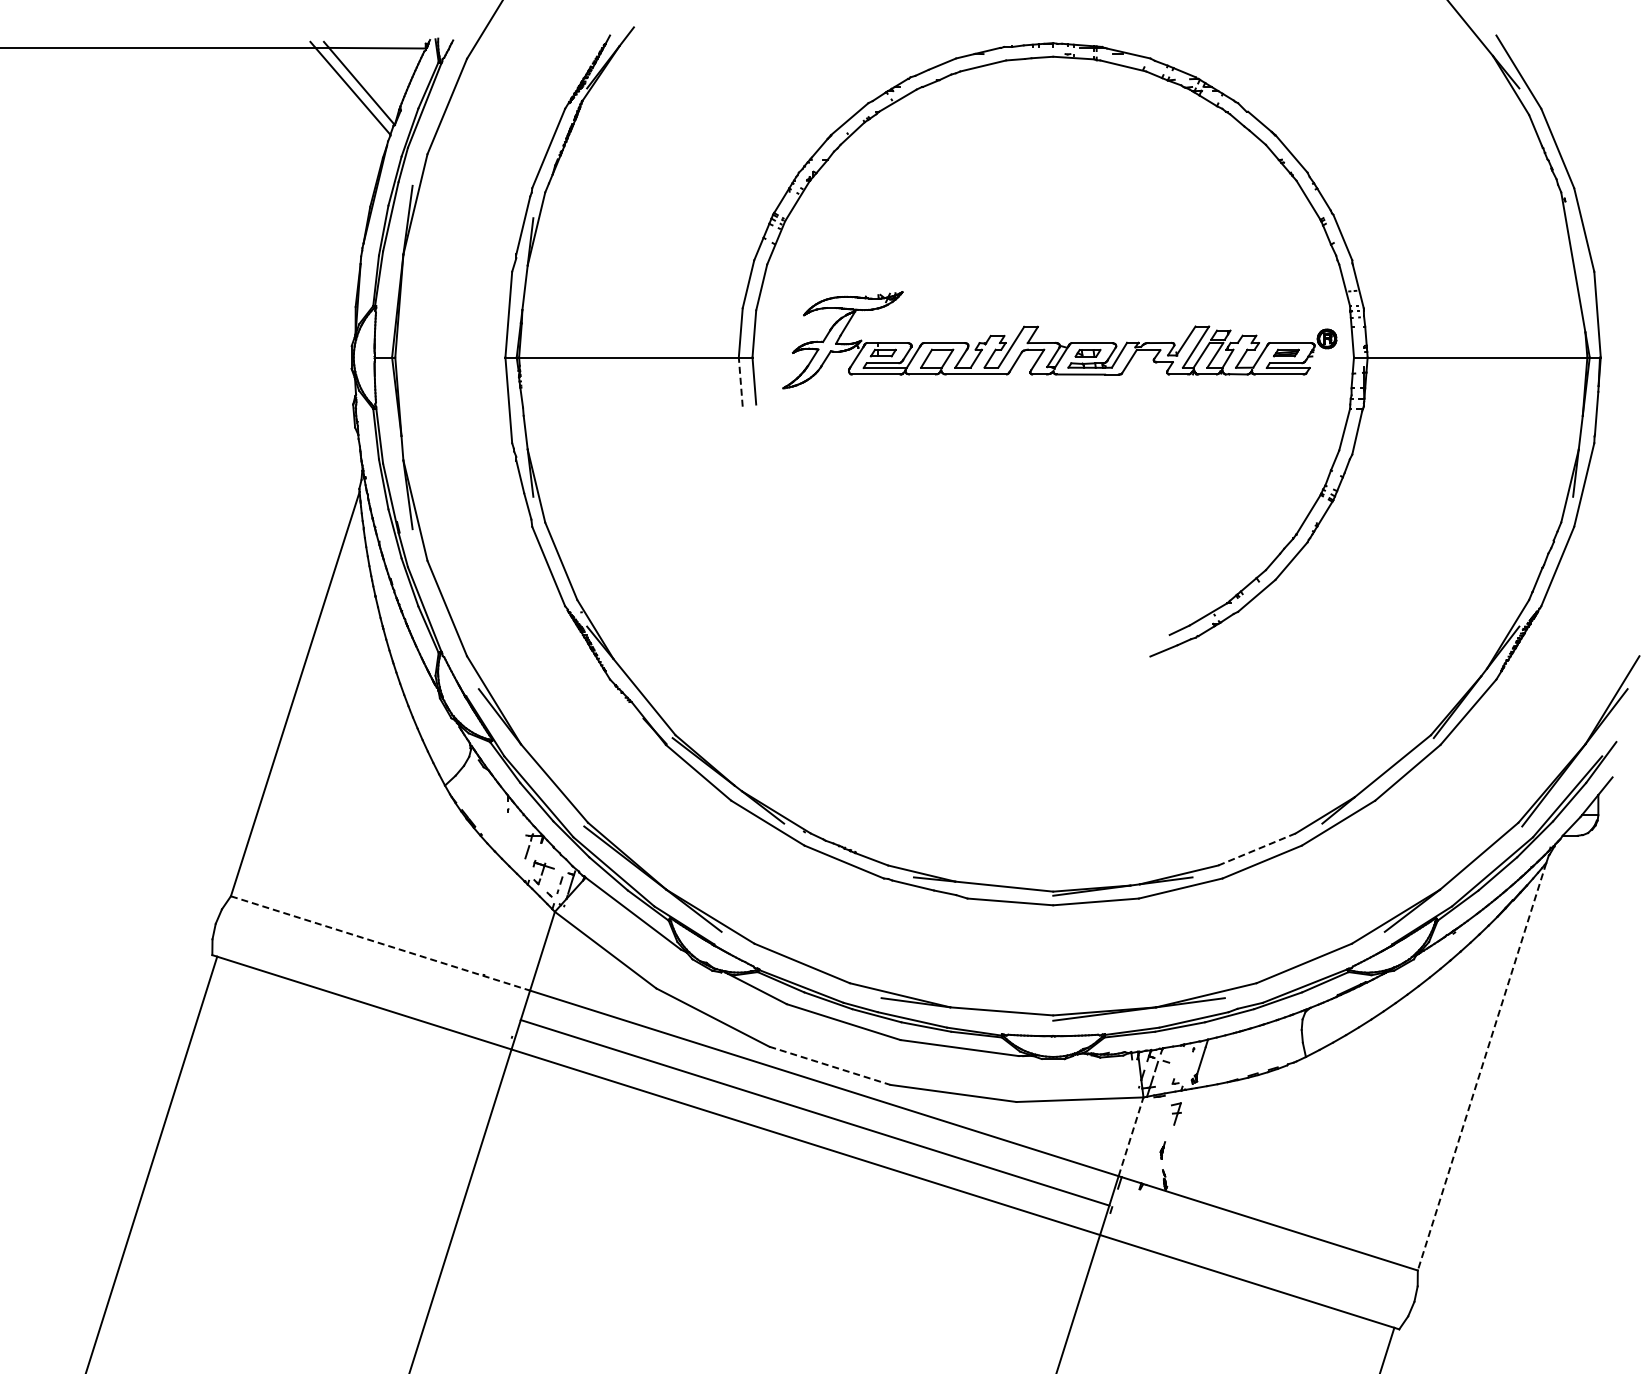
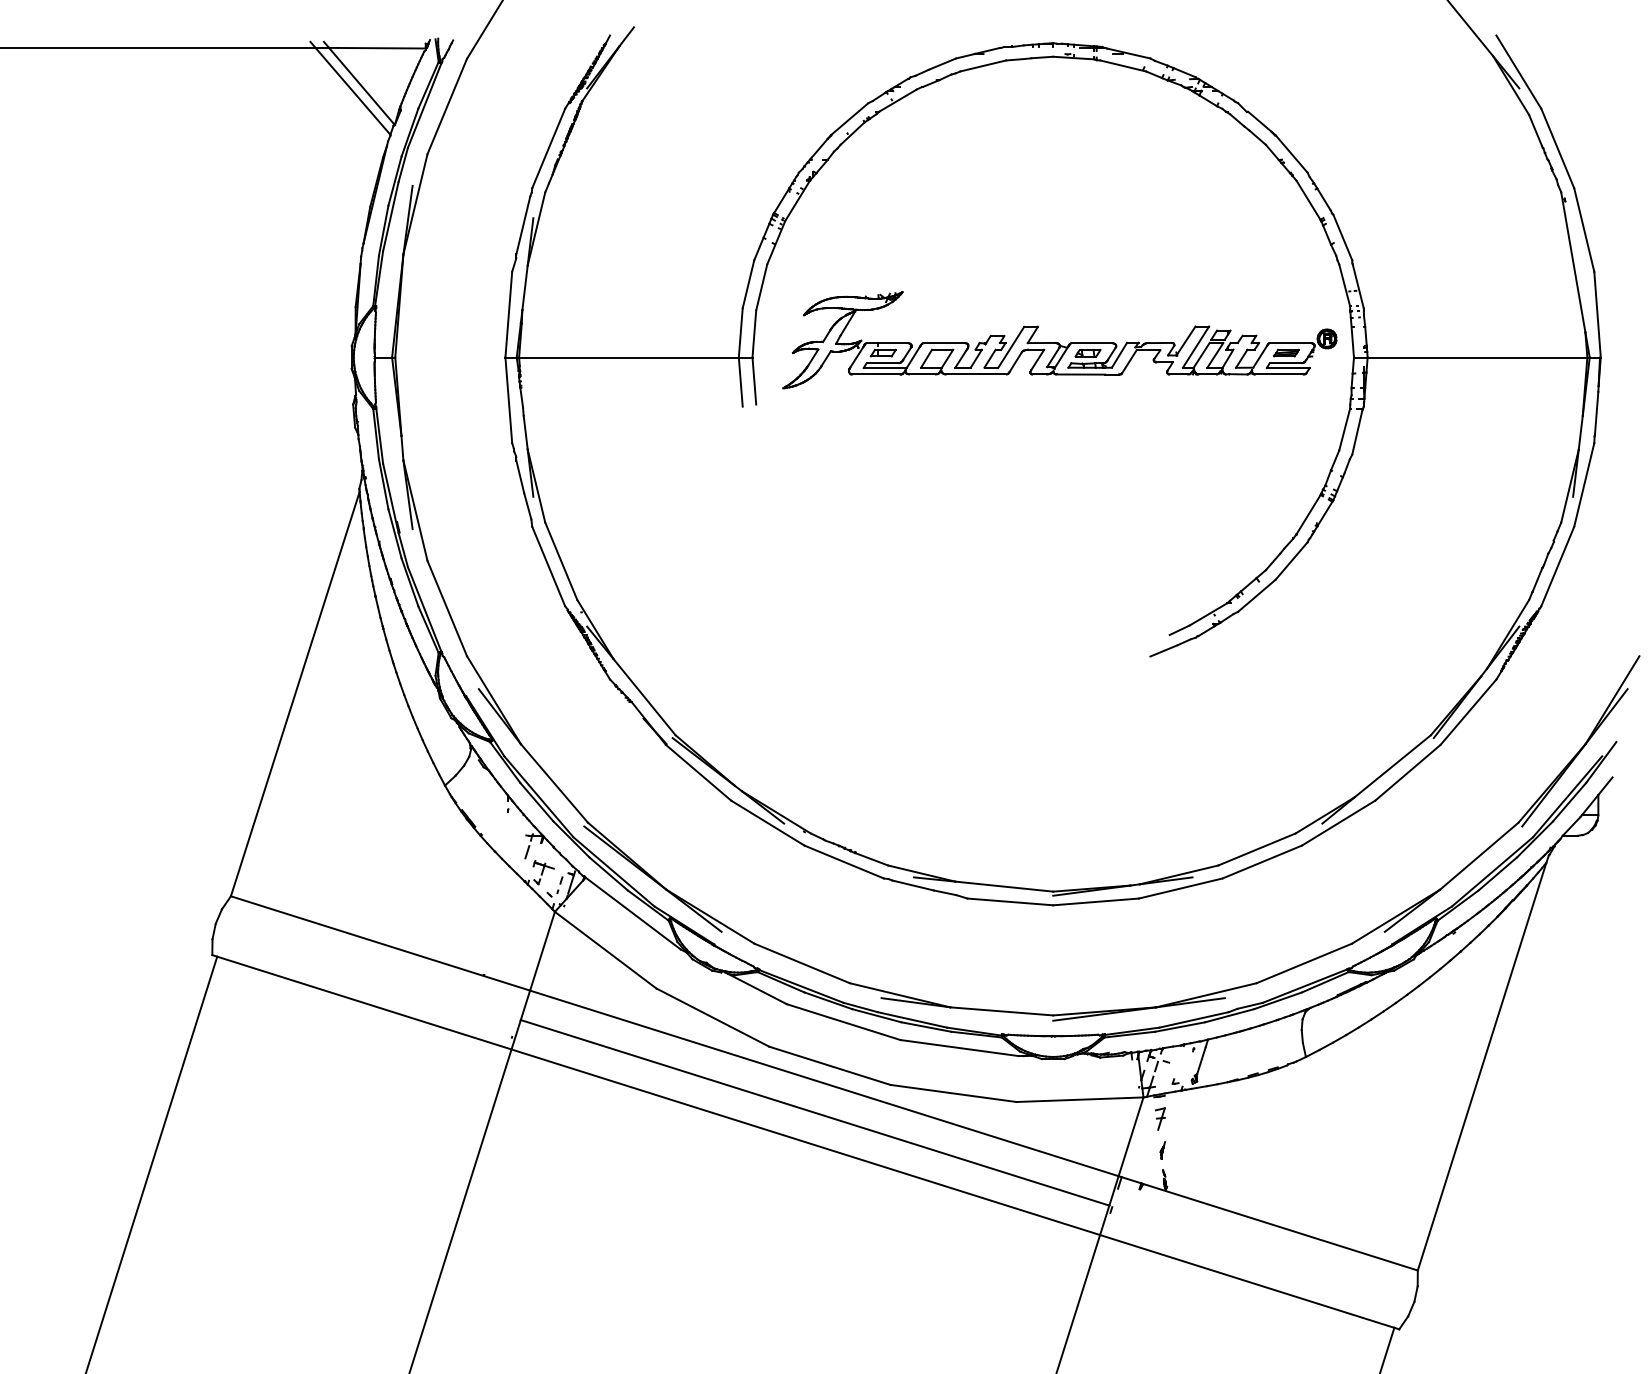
line: dashed -> solid (740, 382)
line: dashed -> solid (1257, 849)
line: dashed -> solid (380, 943)
line: dashed -> solid (829, 1065)
line: dashed -> solid (1482, 1066)
part position: (1176, 1113) -> (1160, 1118) (1160, 1118)
line: dashed -> solid (1131, 1136)
